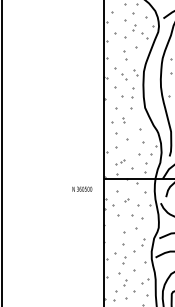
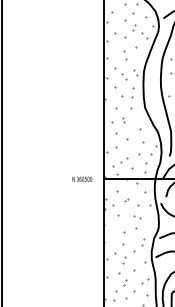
part size: 11x7 px -> 17x11 px (120, 162)
text position: (82, 188) -> (82, 178) (82, 178)
part size: 13x6 px -> 9x5 px (137, 217)
